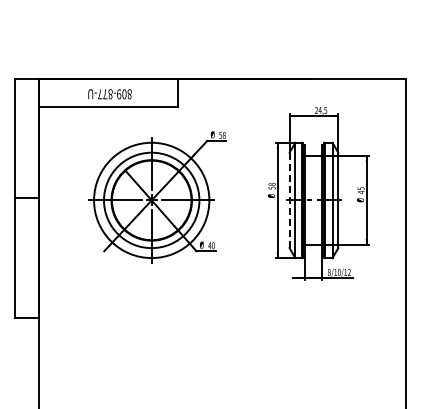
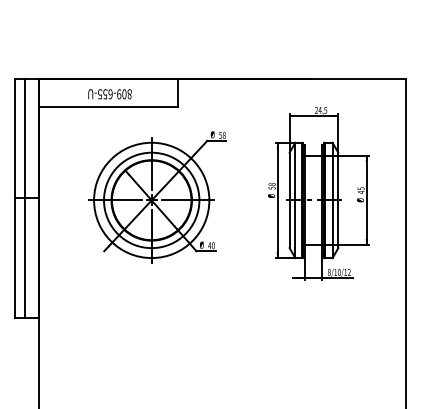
text: 809-877-U -> 809-655-U (105, 94)
line: none -> present (24, 198)
line: dashed -> solid (289, 200)
